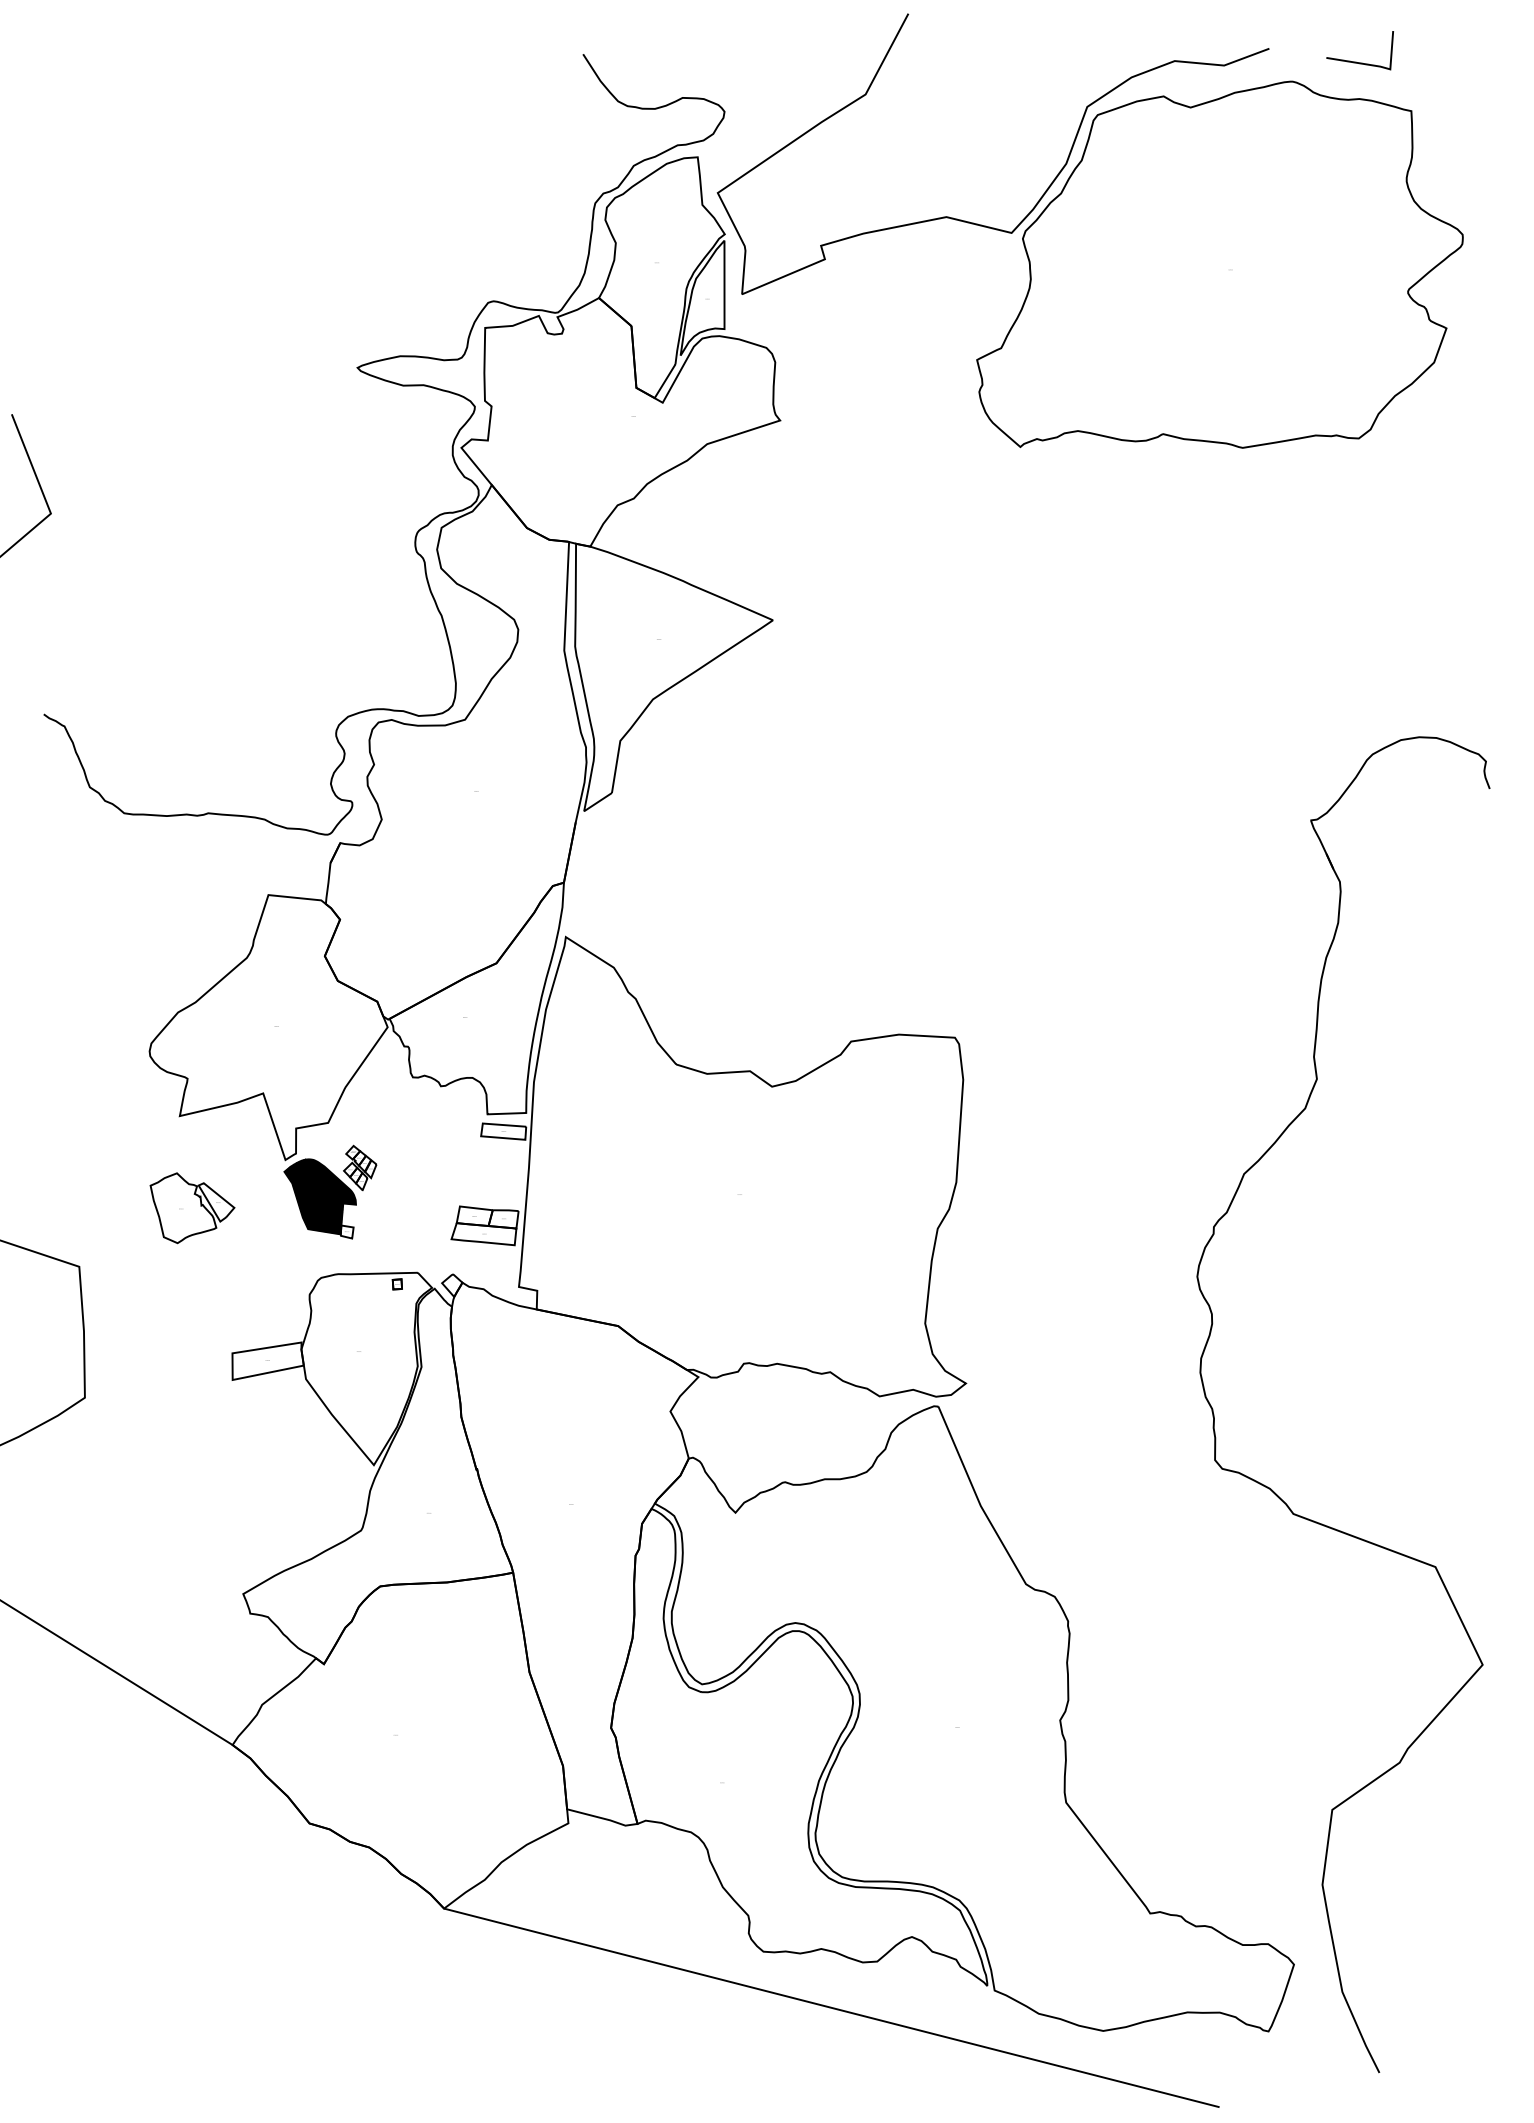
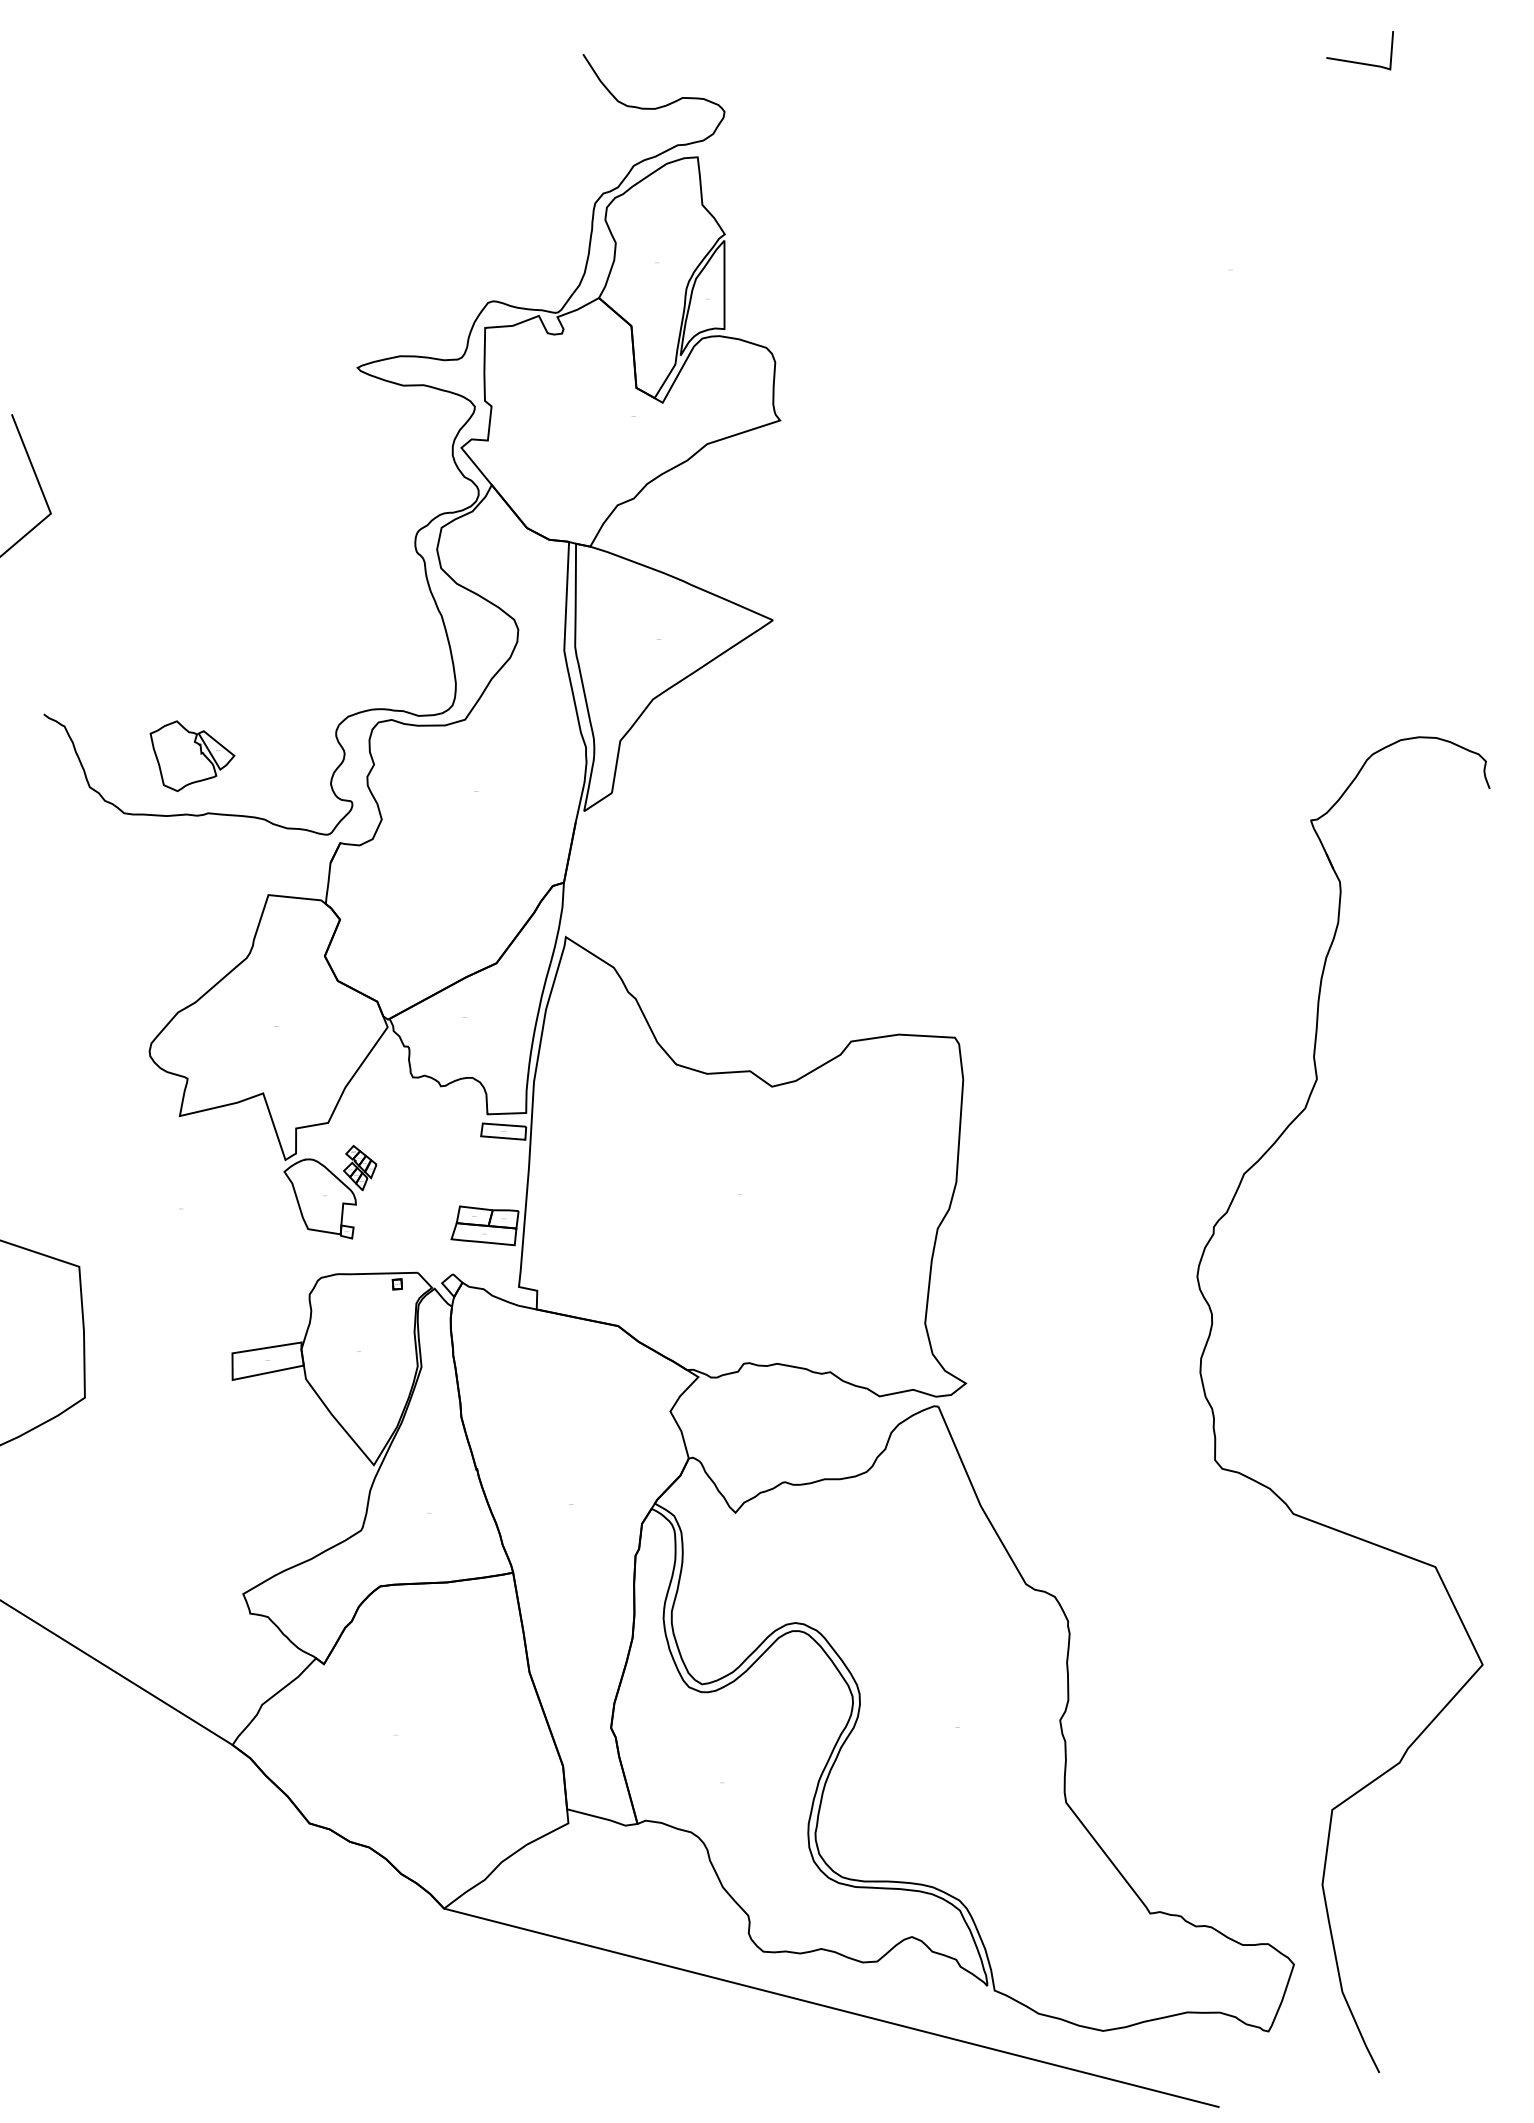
part: present -> none (1089, 230)
hatch: present -> none (320, 1196)
part position: (192, 1208) -> (192, 756) (192, 756)
